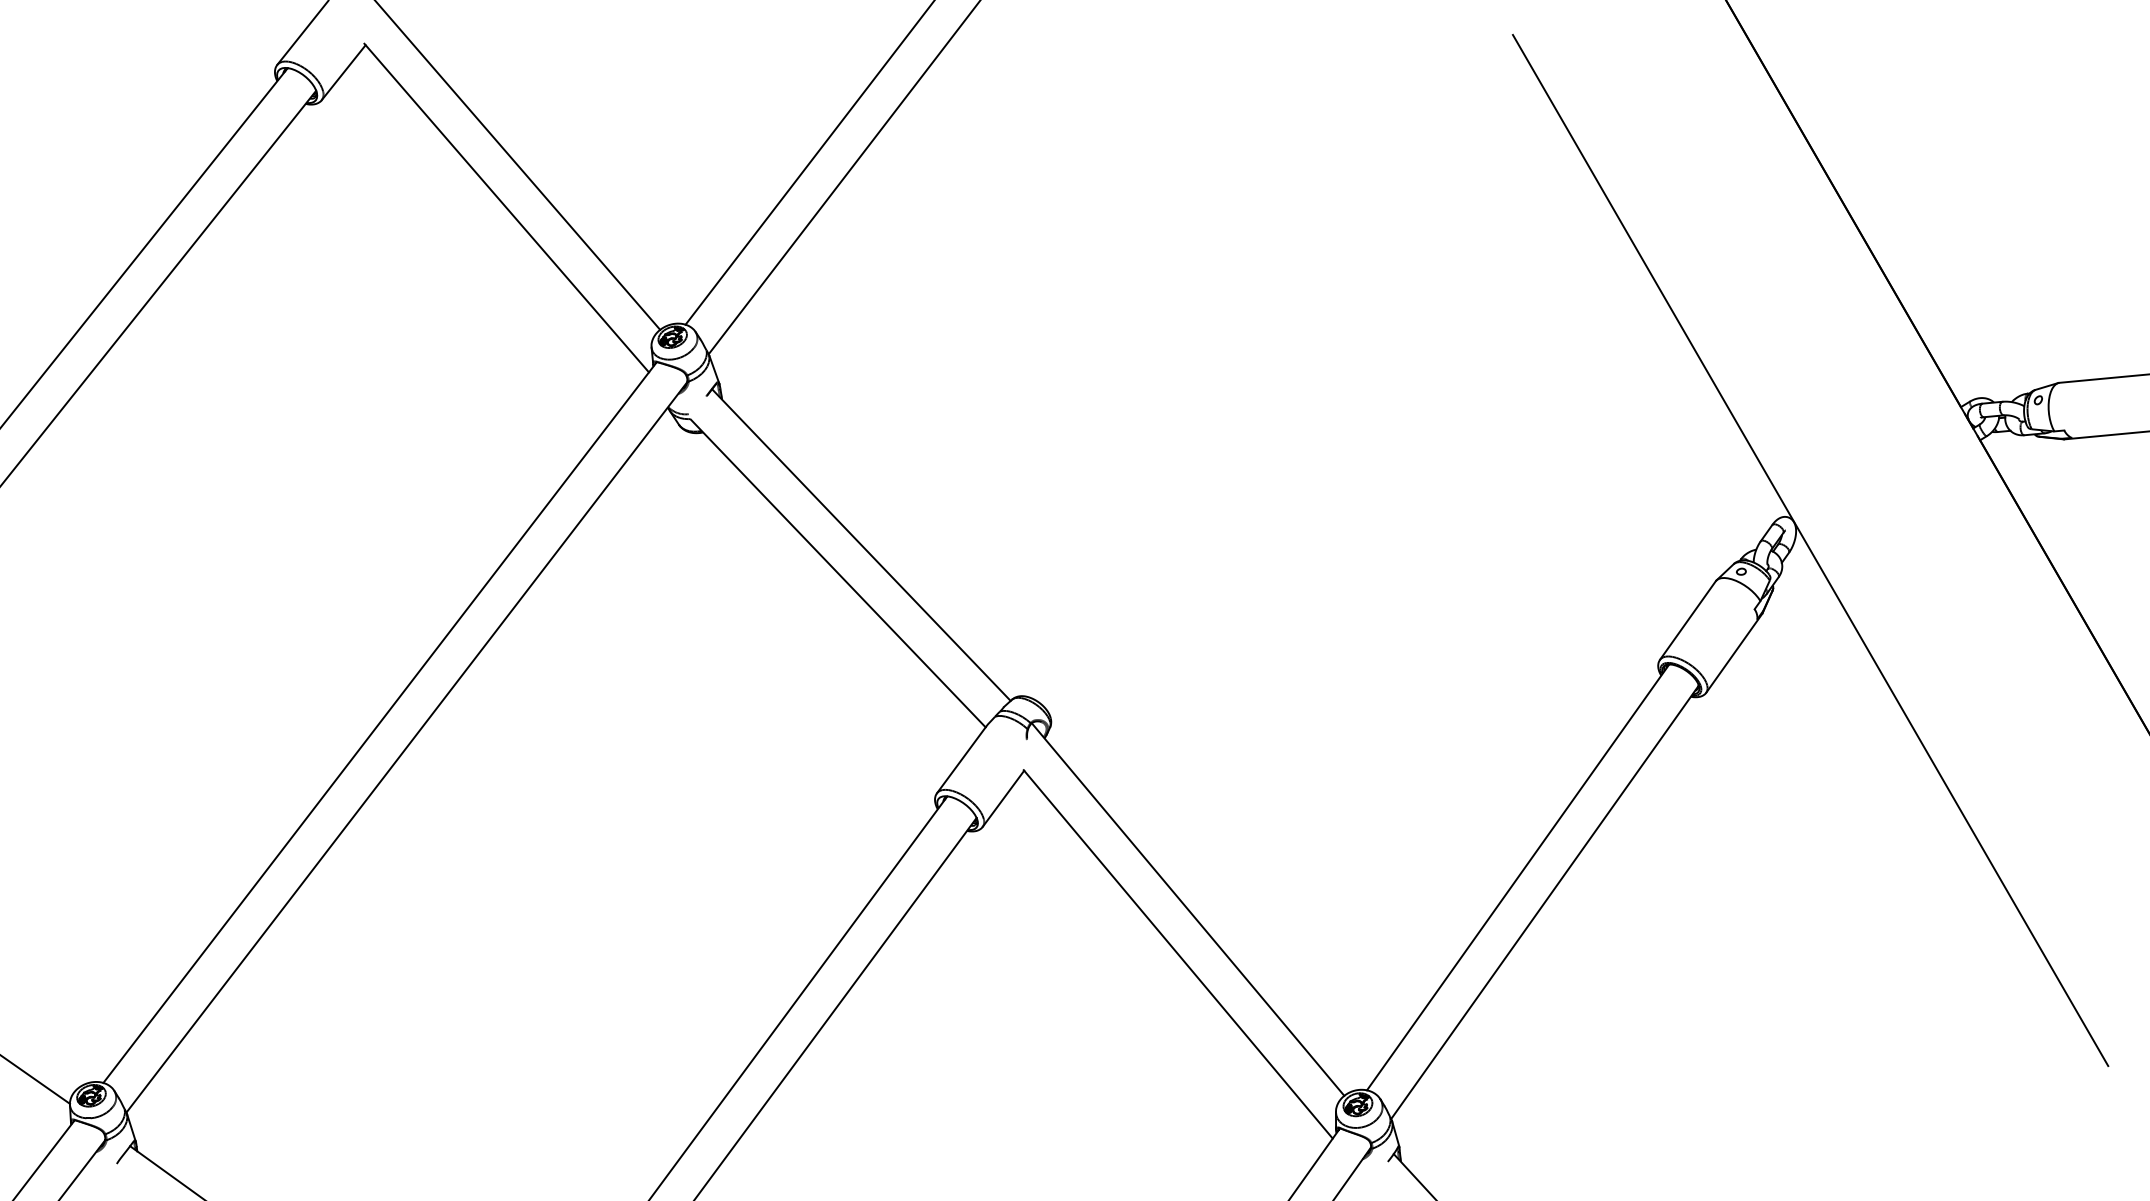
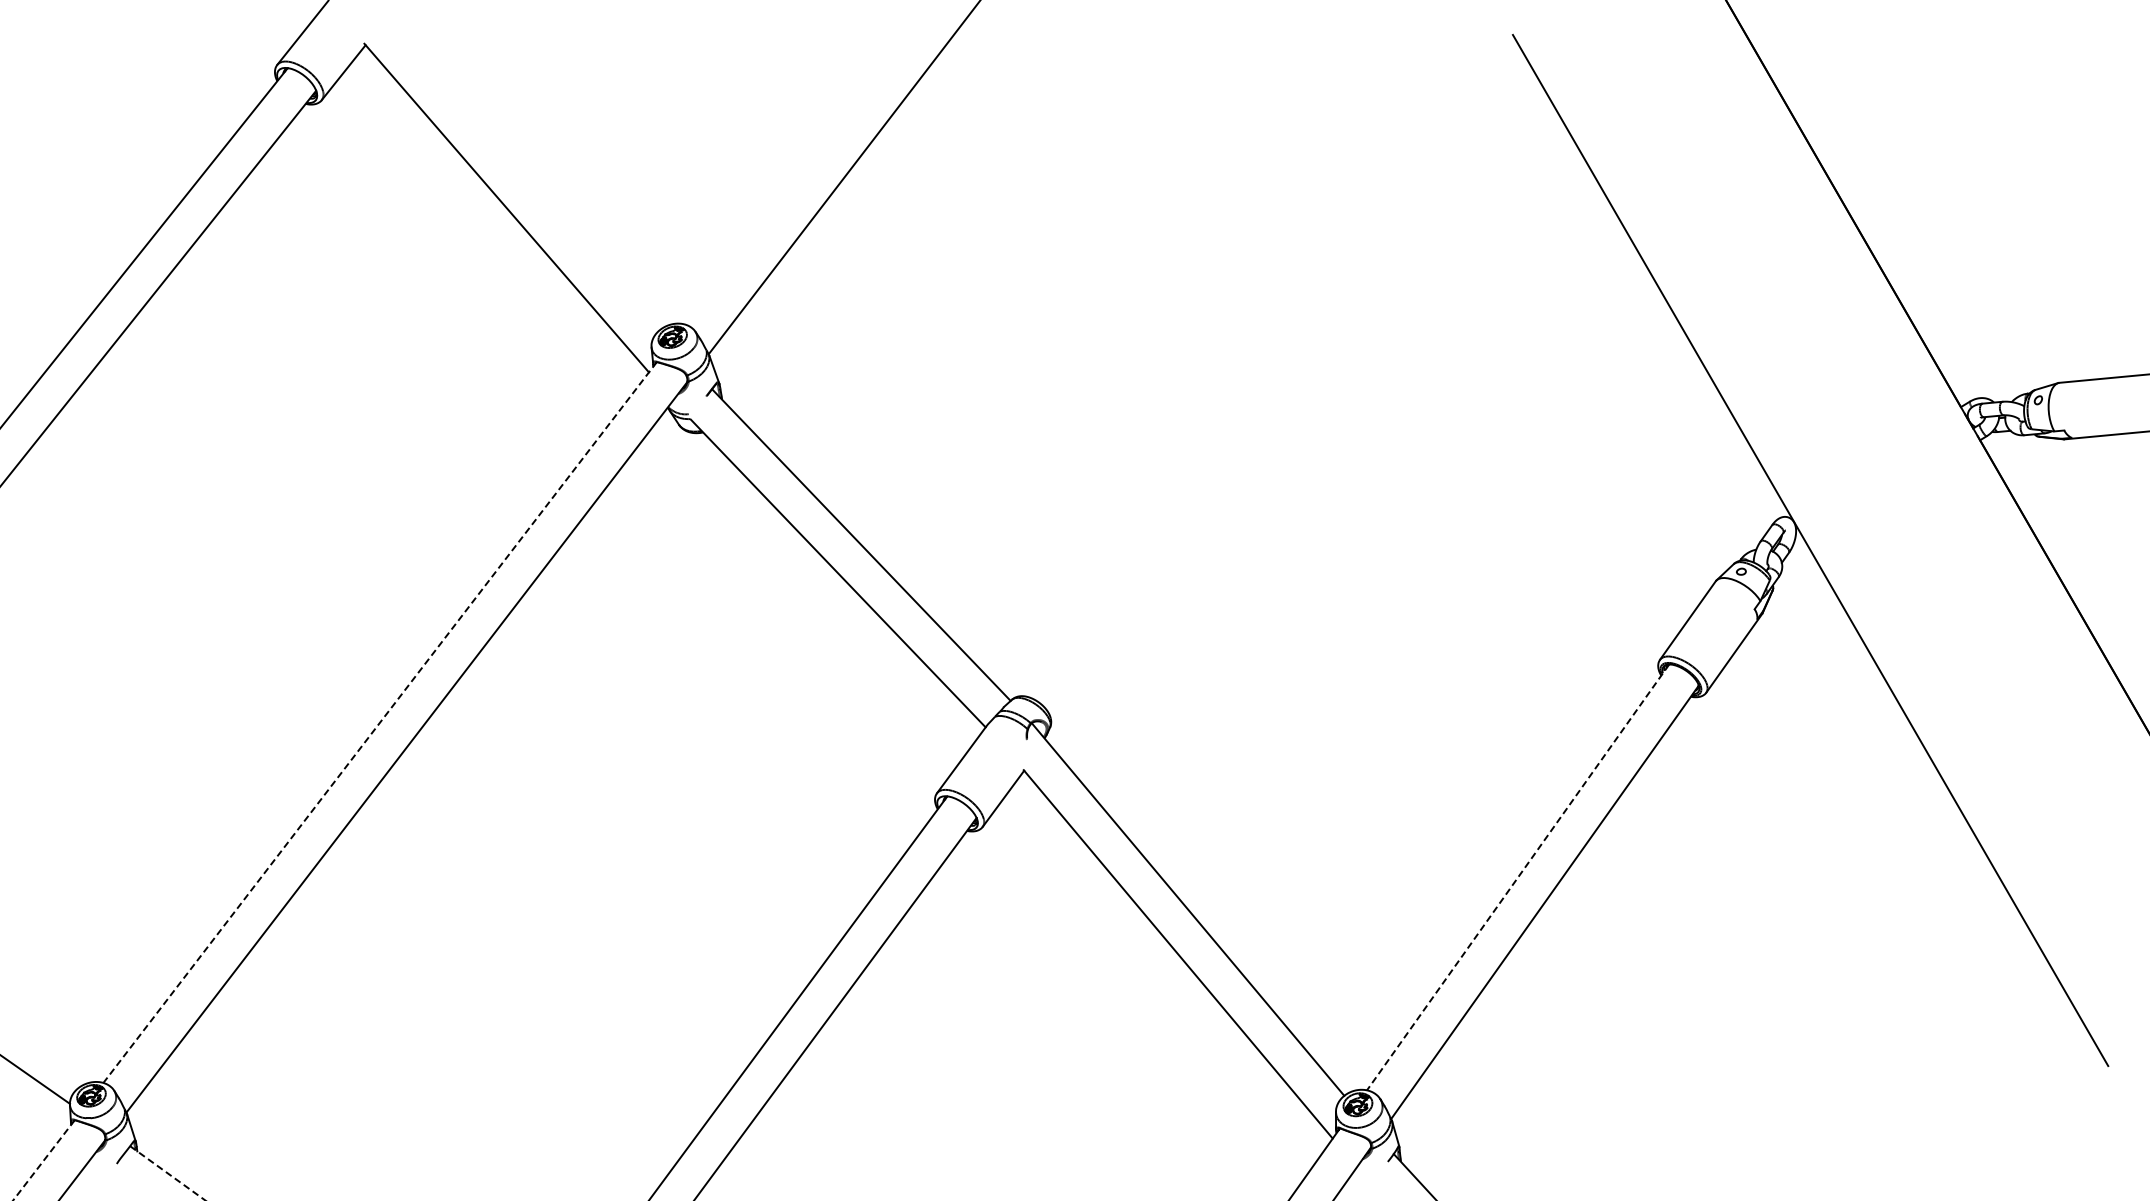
line: present -> none (808, 163)
line: present -> none (518, 165)
line: solid -> dashed (379, 723)
line: solid -> dashed (1517, 877)
line: solid -> dashed (43, 1160)
line: solid -> dashed (167, 1173)
